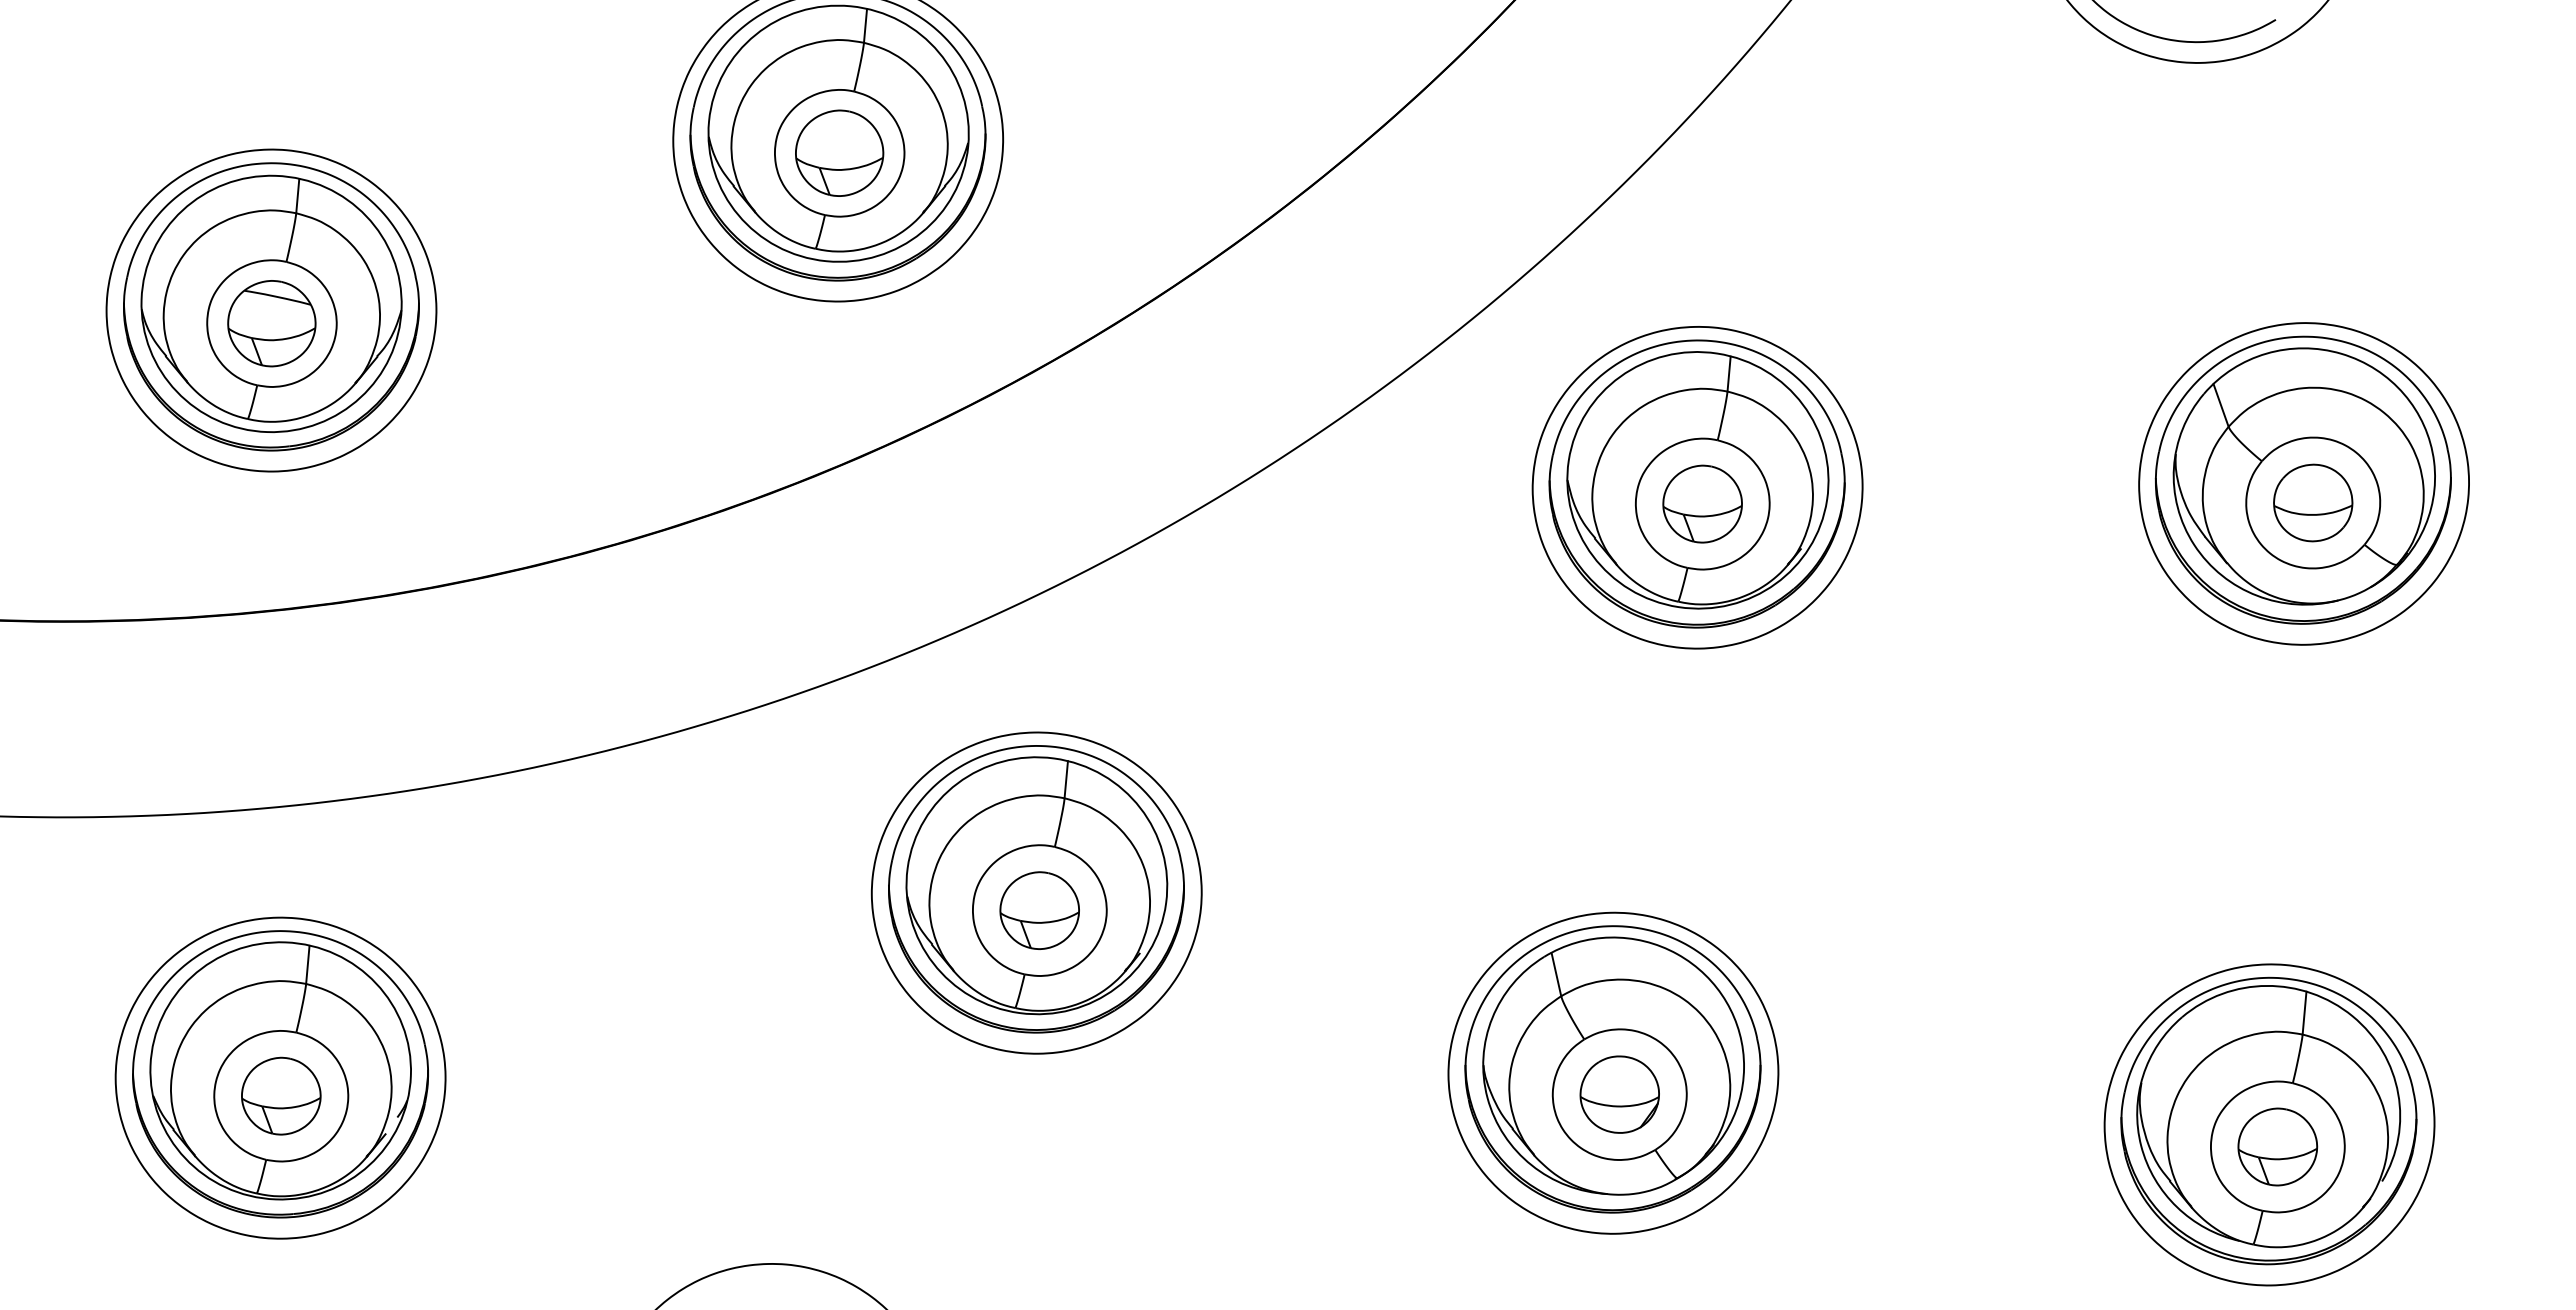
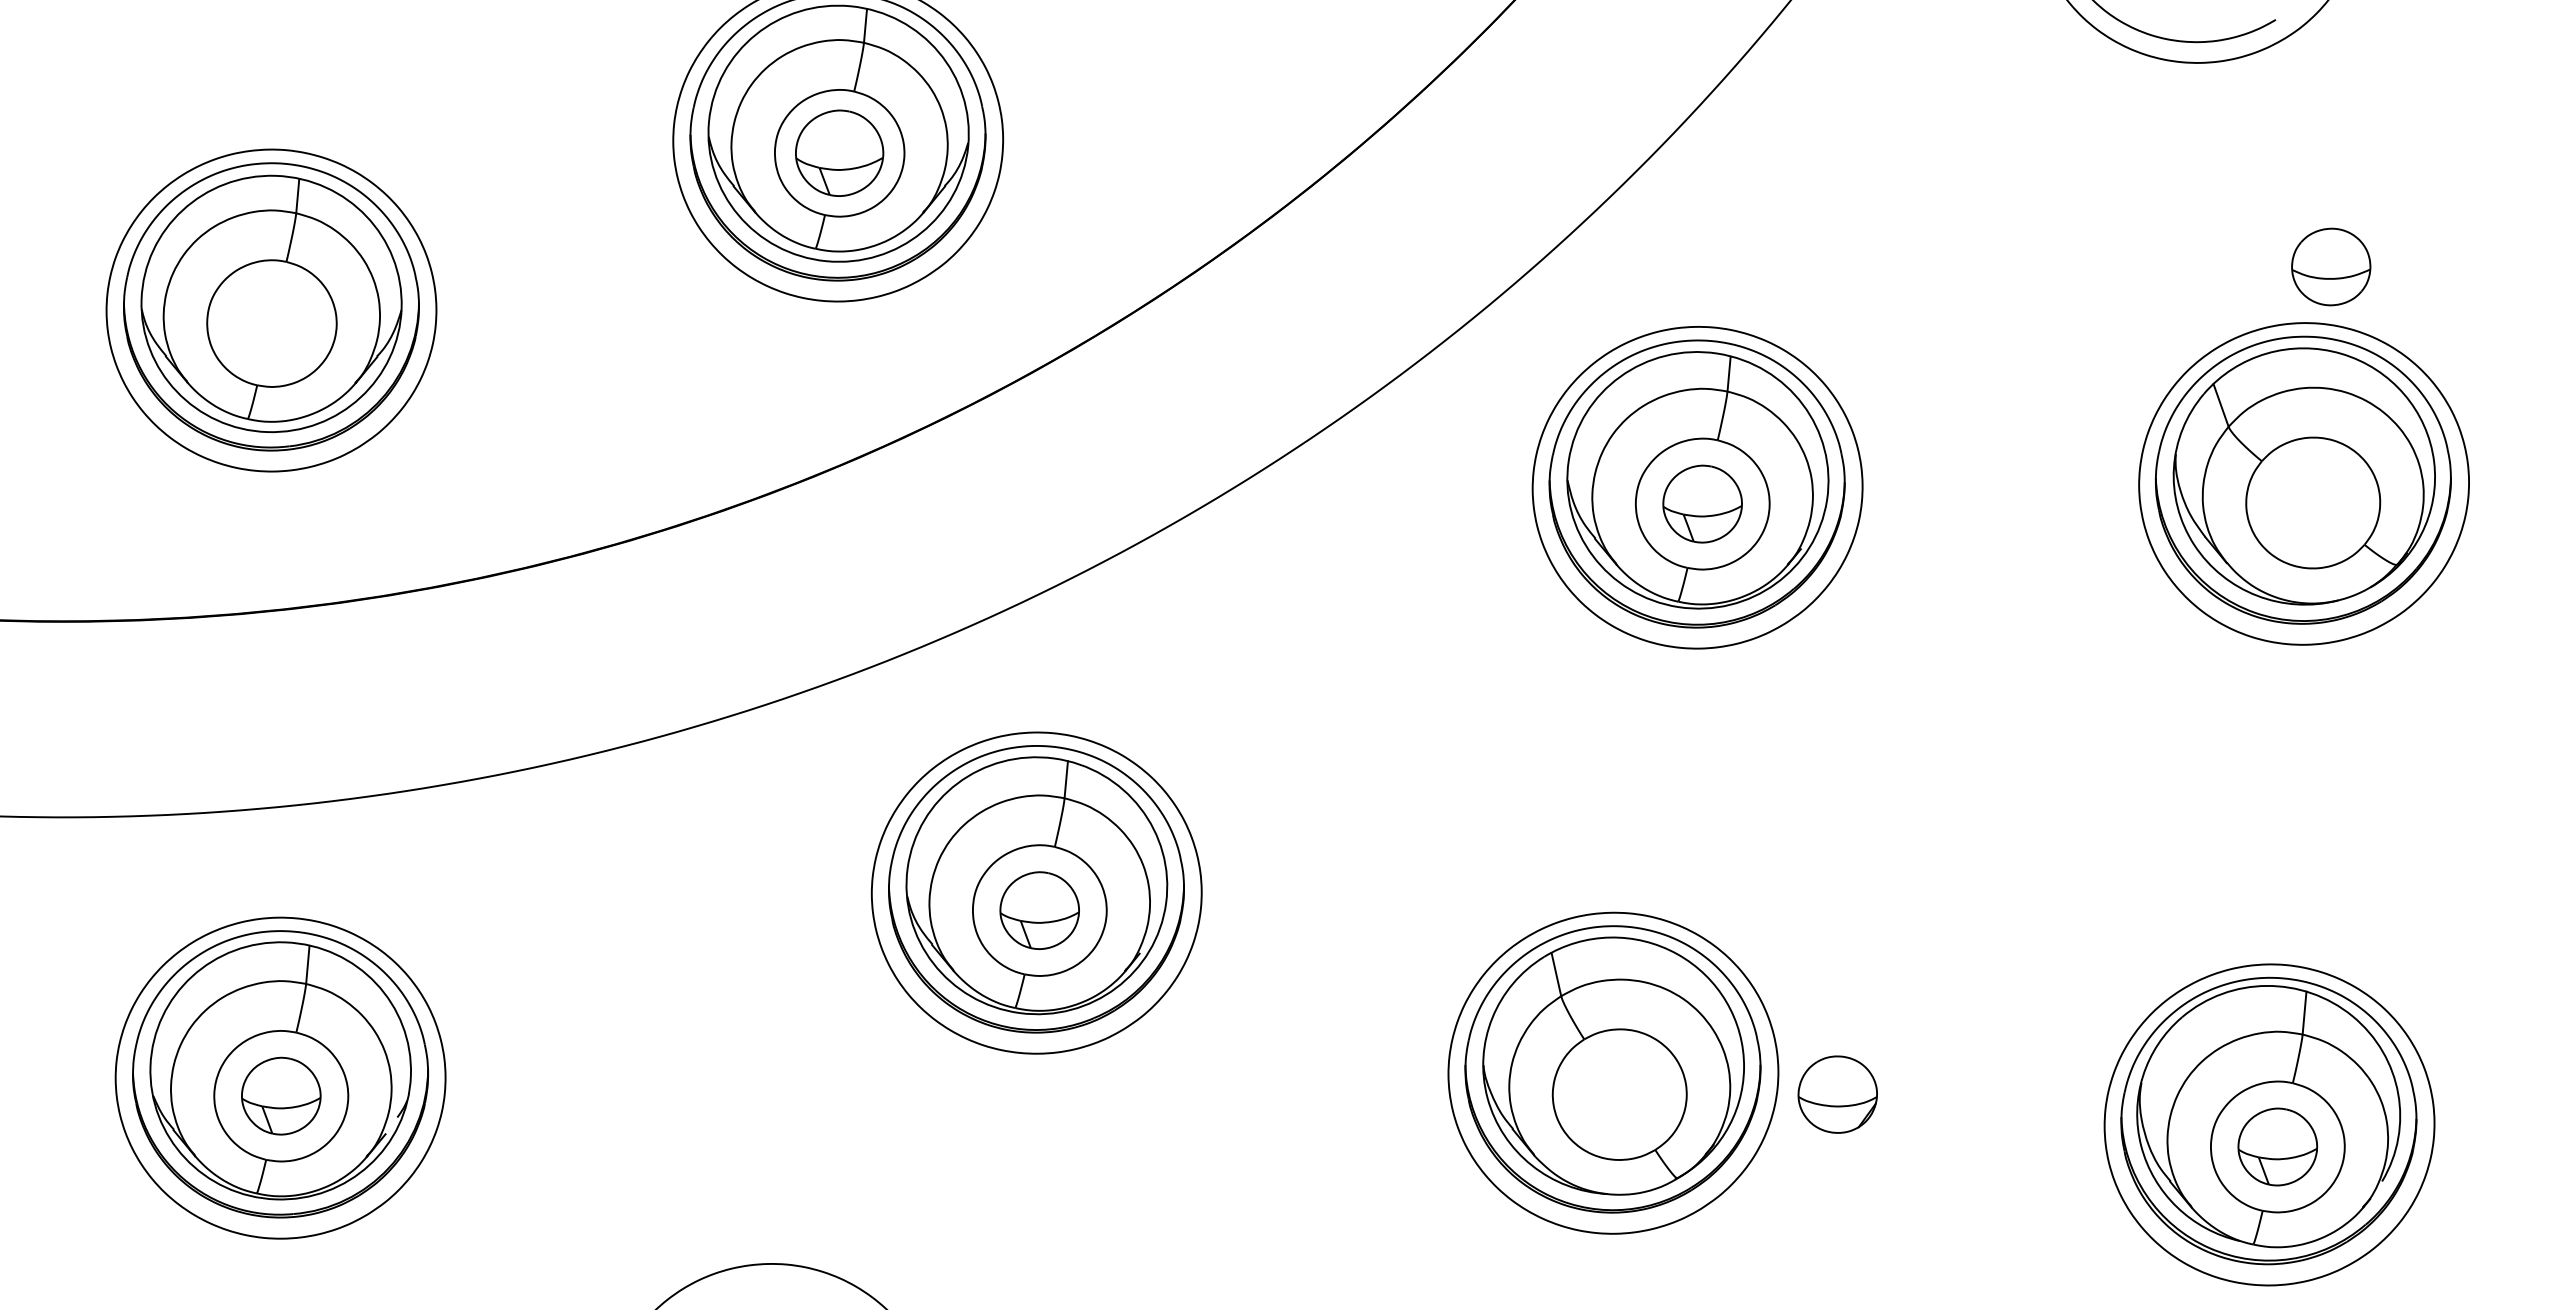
part: present -> none (271, 323)
part position: (2313, 502) -> (2331, 266) (2331, 266)
part position: (1619, 1094) -> (1837, 1094) (1837, 1094)
